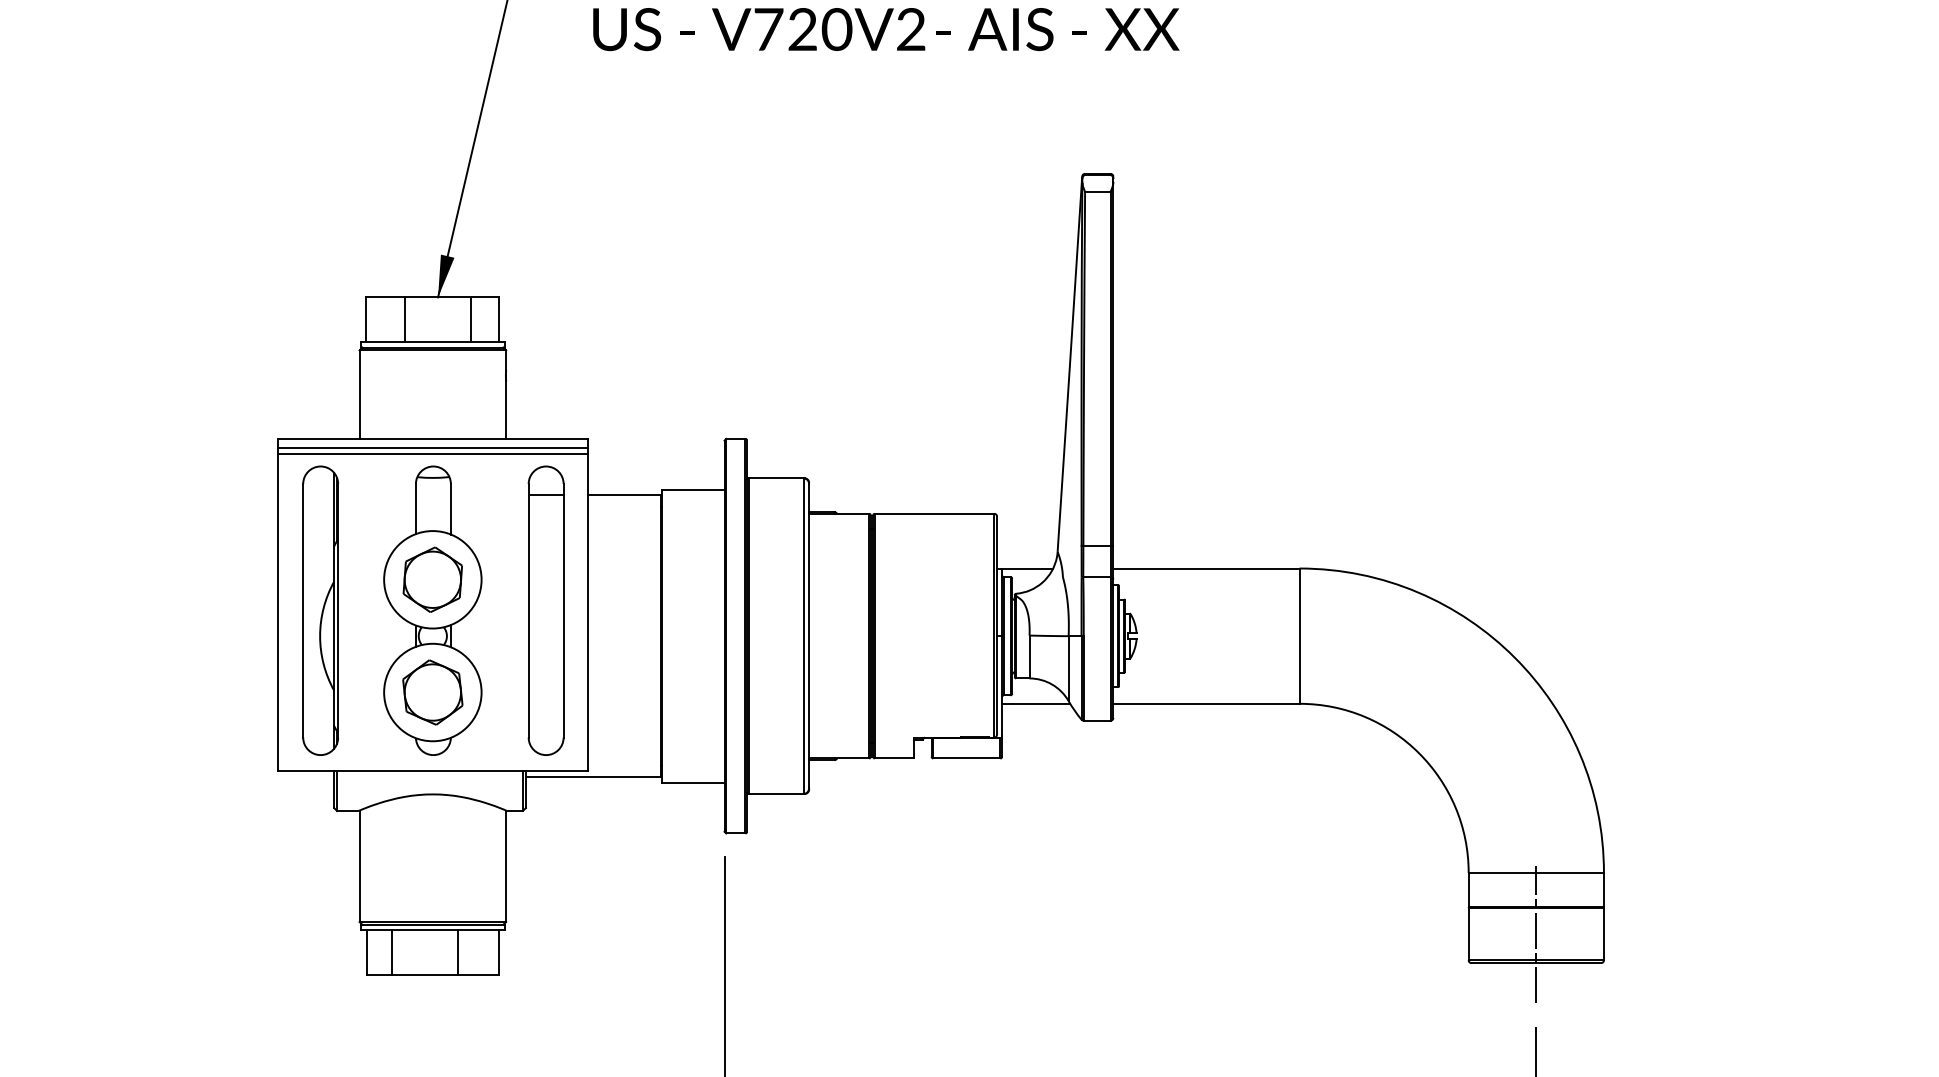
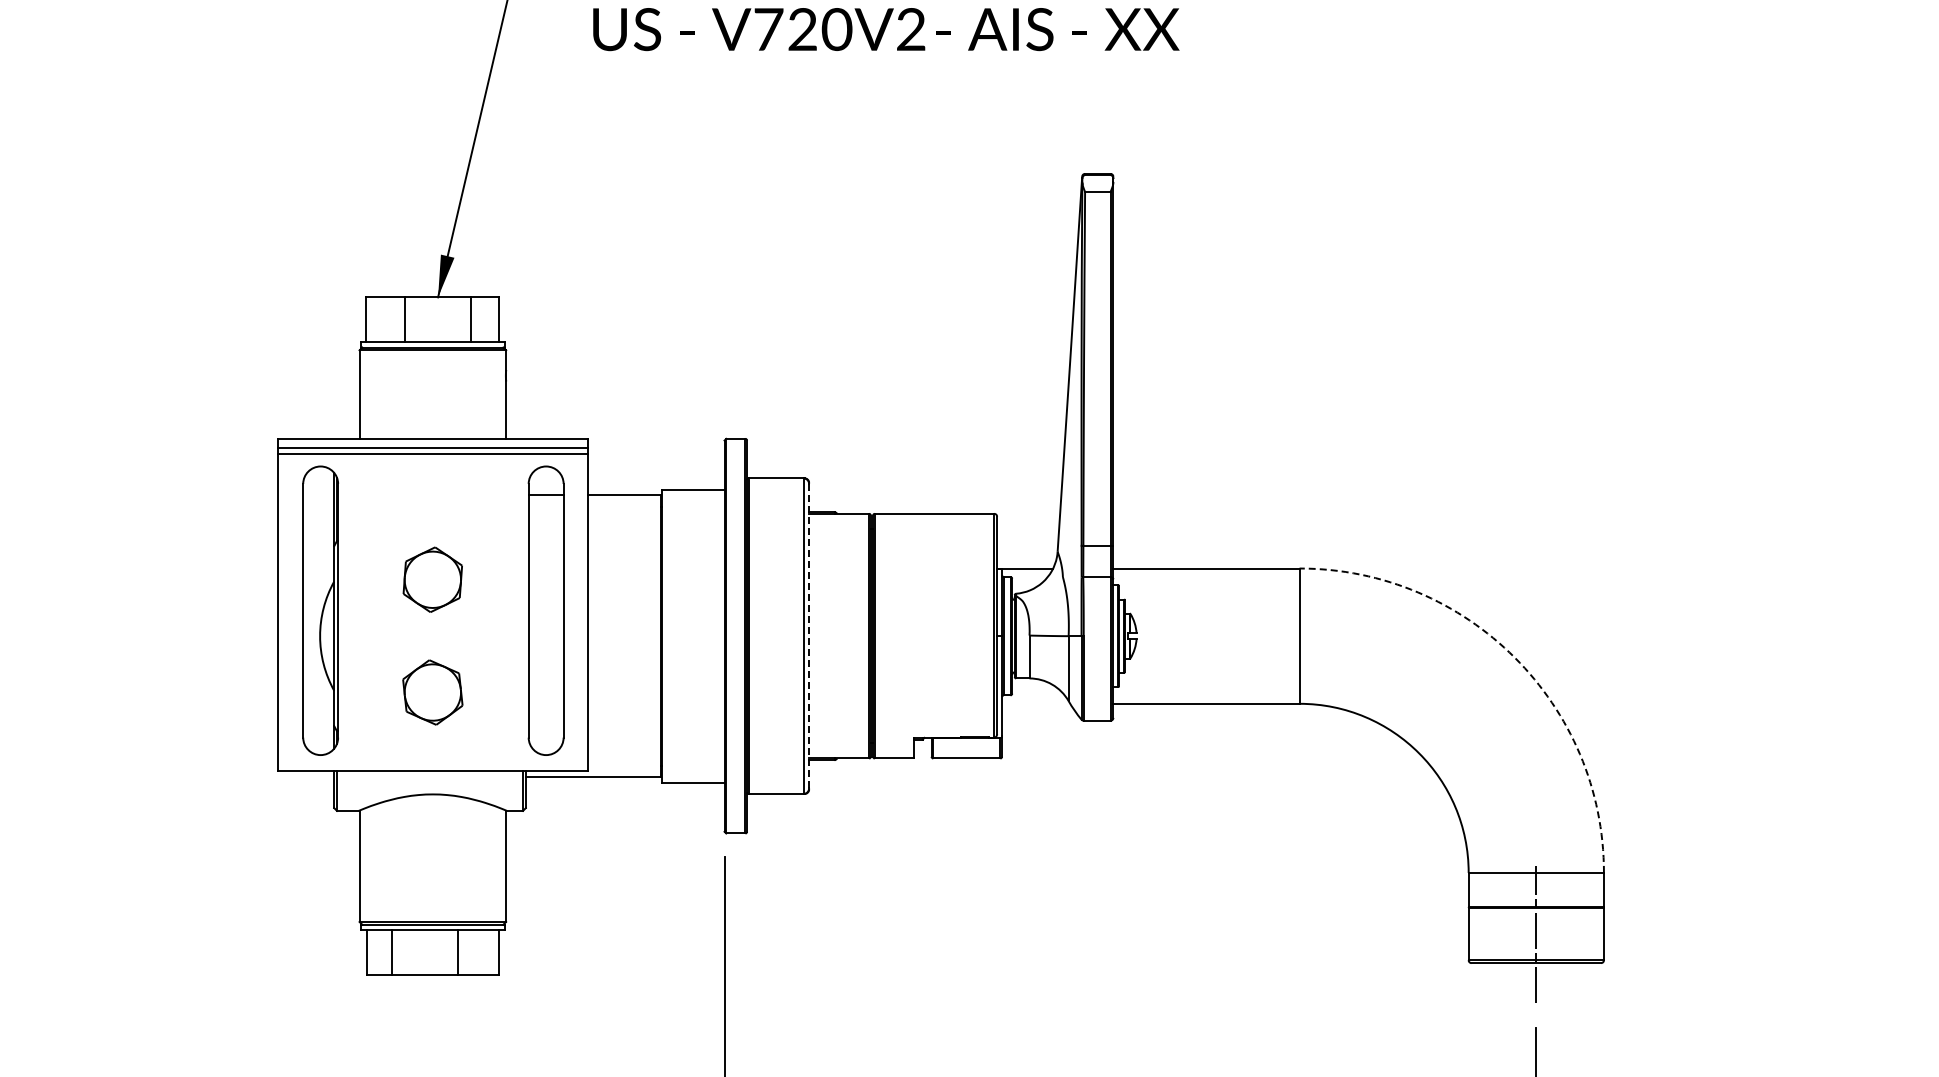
part: present -> none (432, 610)
line: solid -> dashed (809, 636)
arc: solid -> dashed (1514, 657)
line: present -> none (1036, 703)
